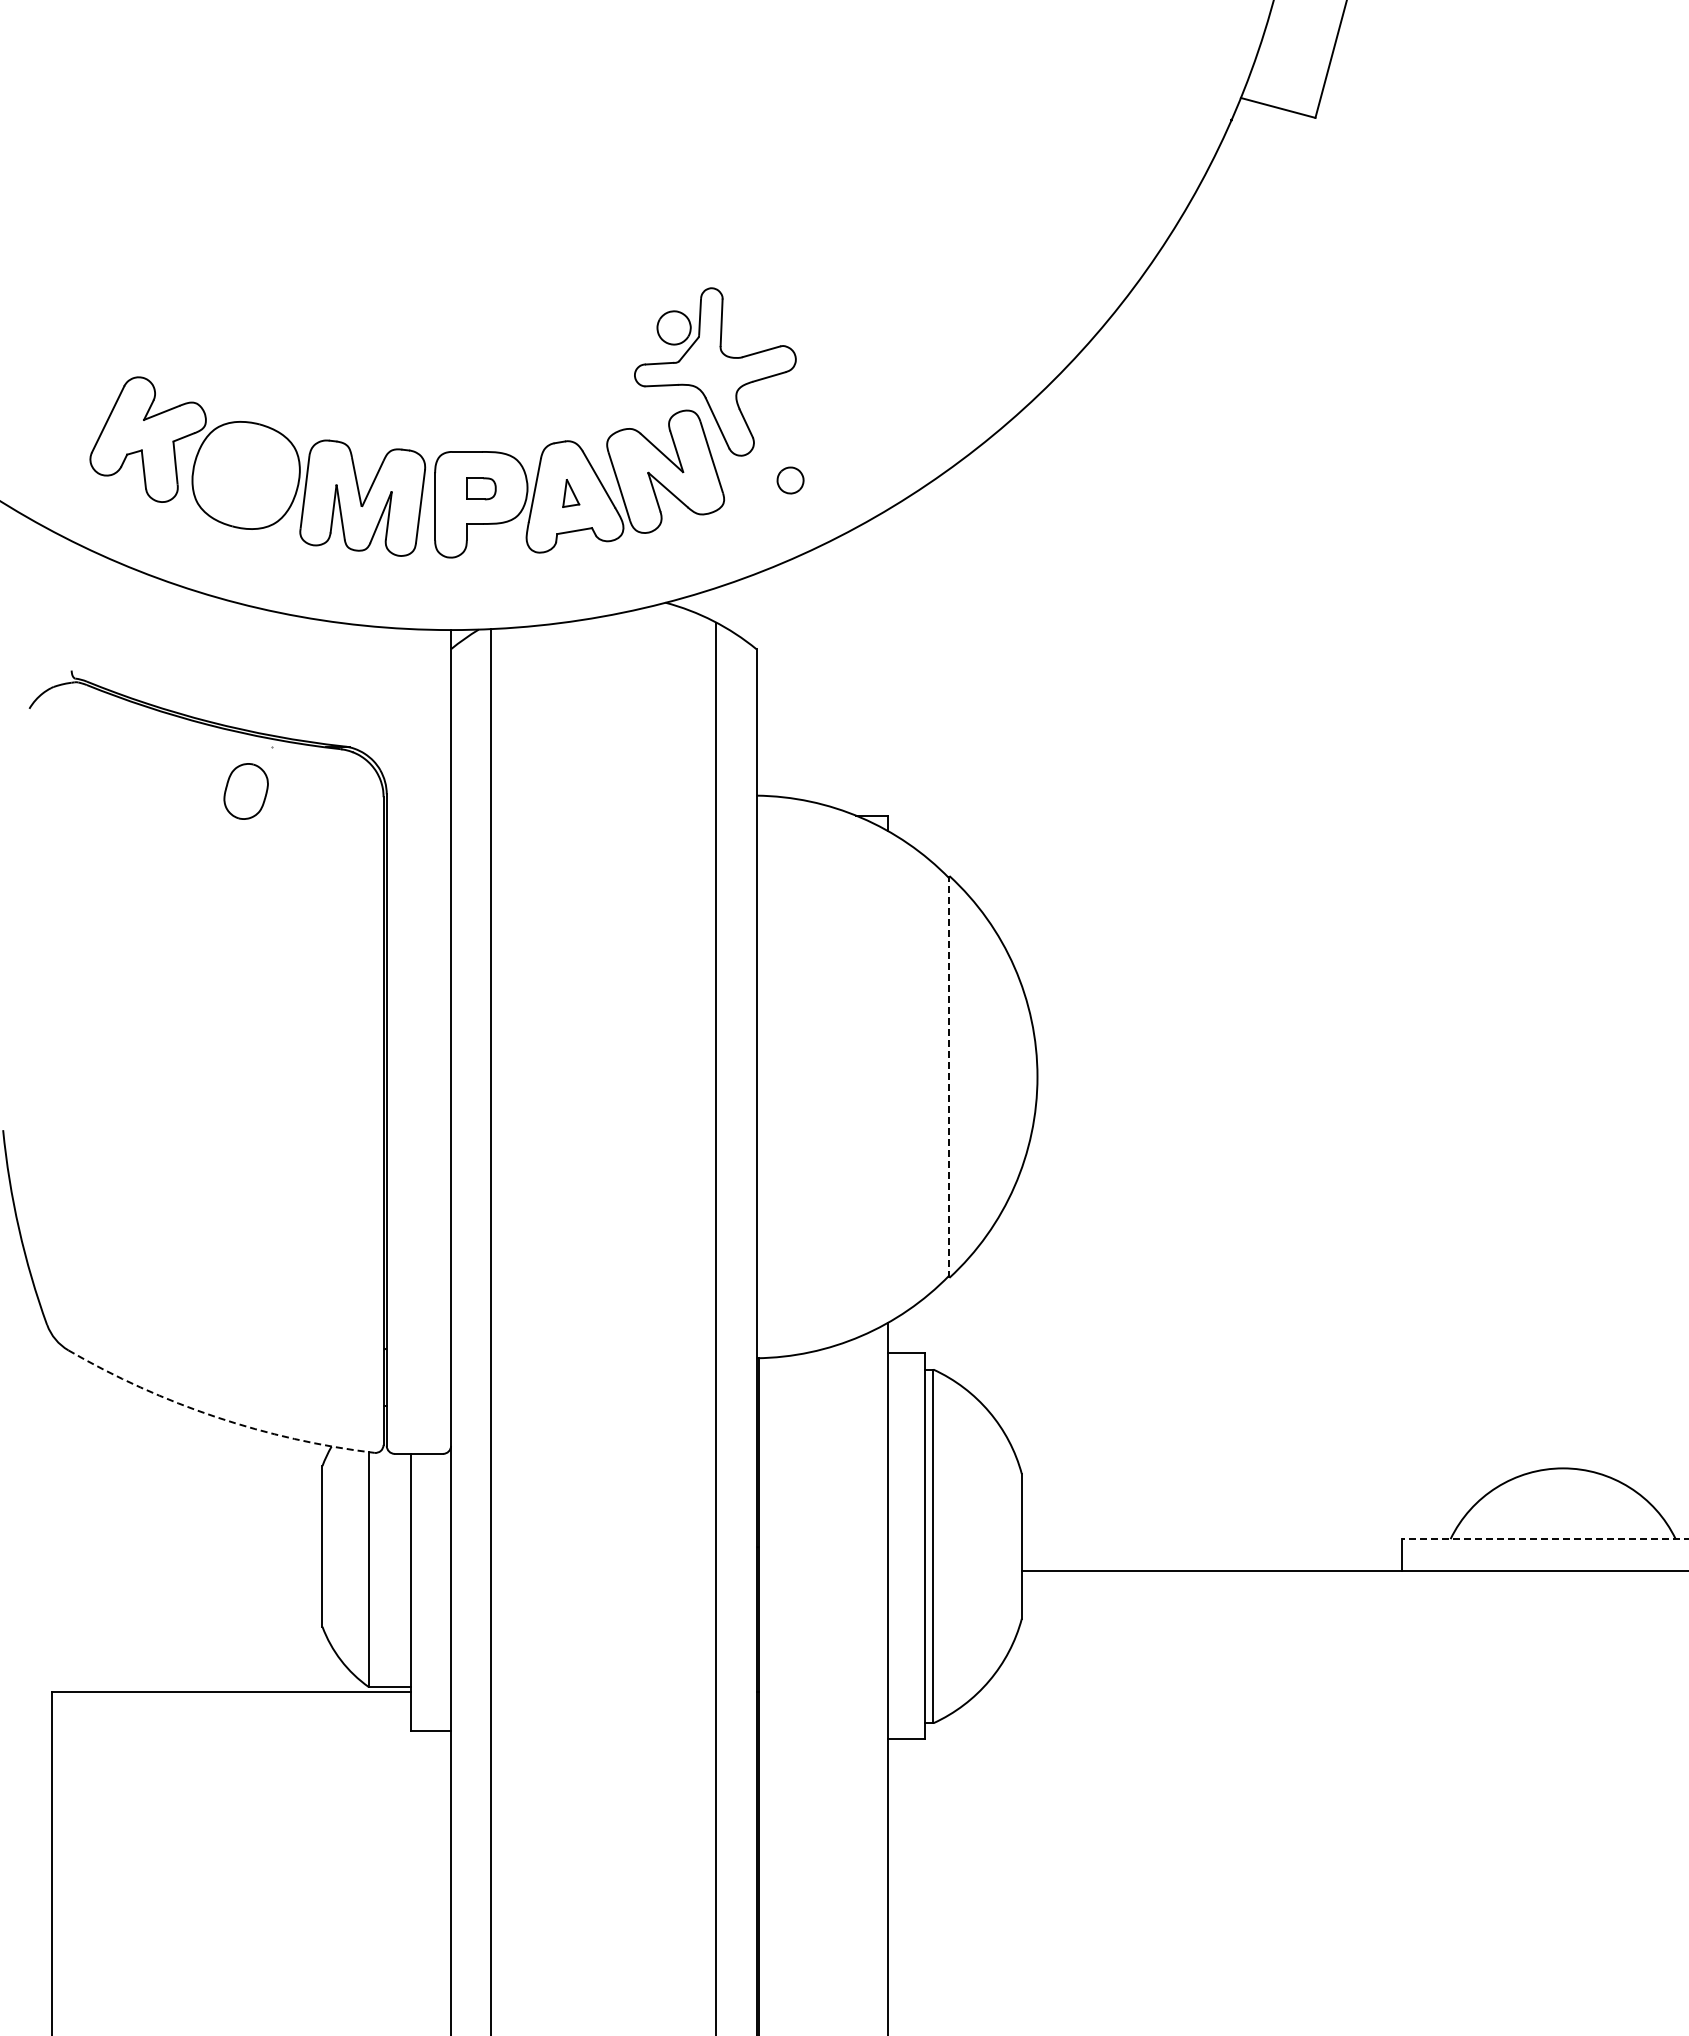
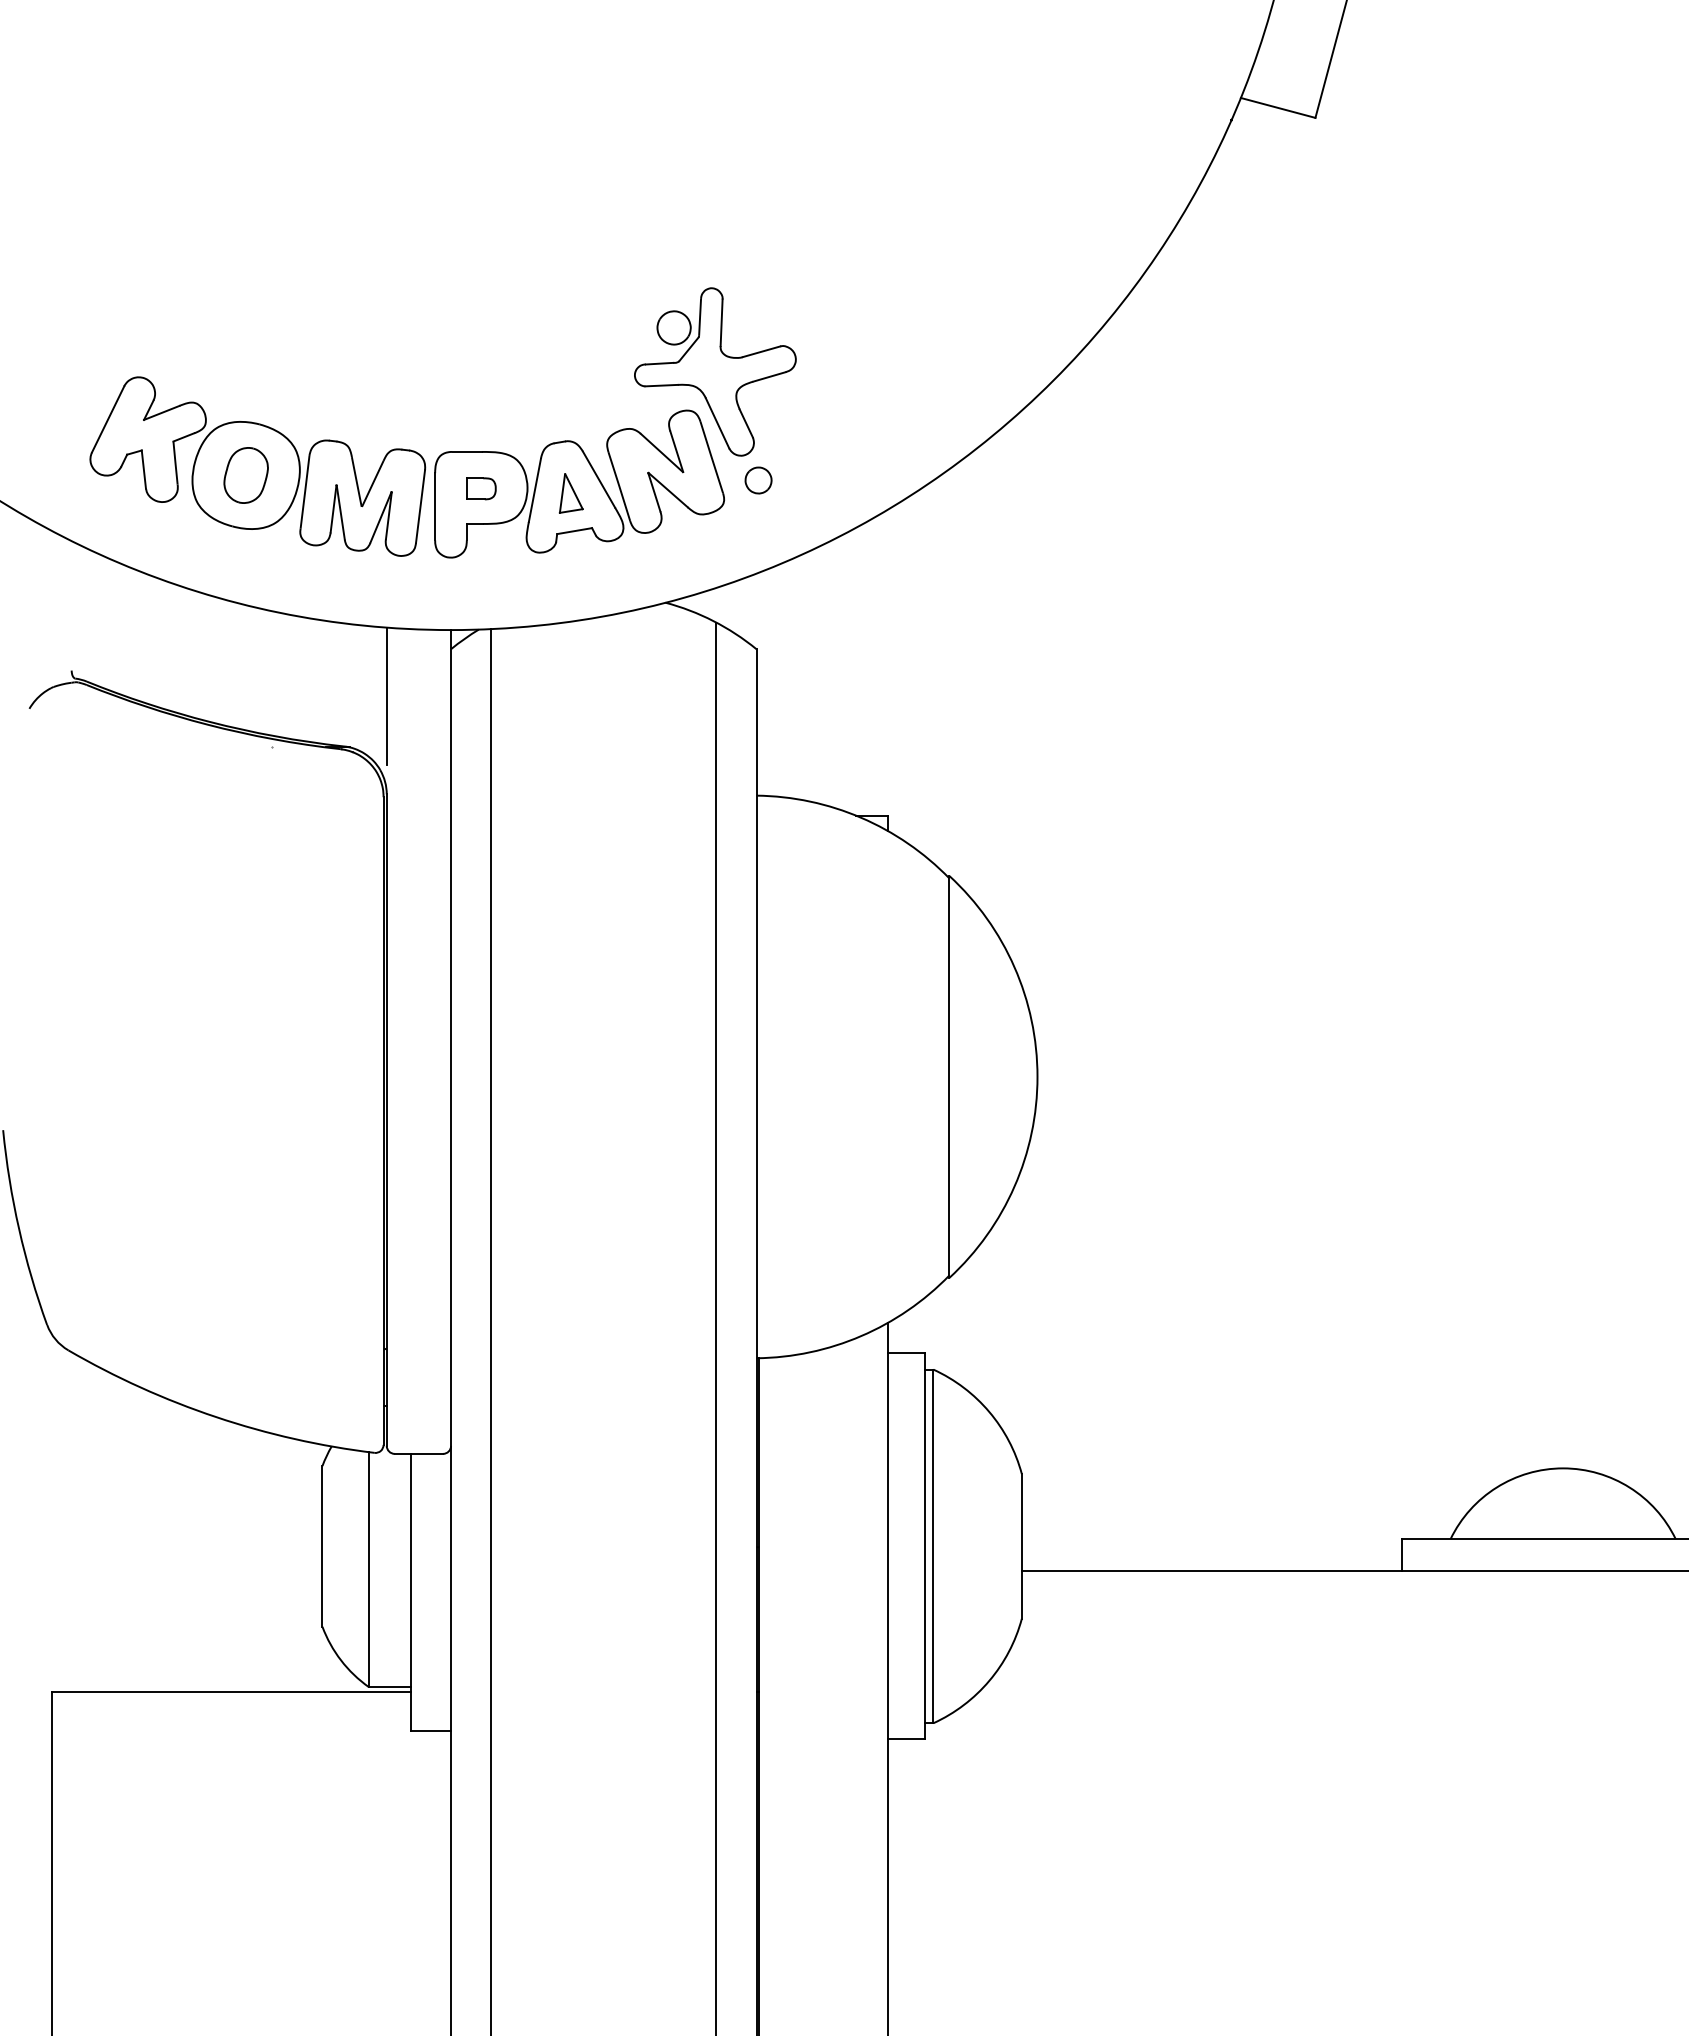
part position: (790, 480) -> (758, 480) (758, 480)
part size: 19x29 px -> 26x41 px (570, 493)
line: none -> present (386, 696)
part position: (245, 791) -> (245, 475) (245, 475)
line: dashed -> solid (949, 1076)
arc: dashed -> solid (216, 1417)
line: dashed -> solid (1545, 1539)
